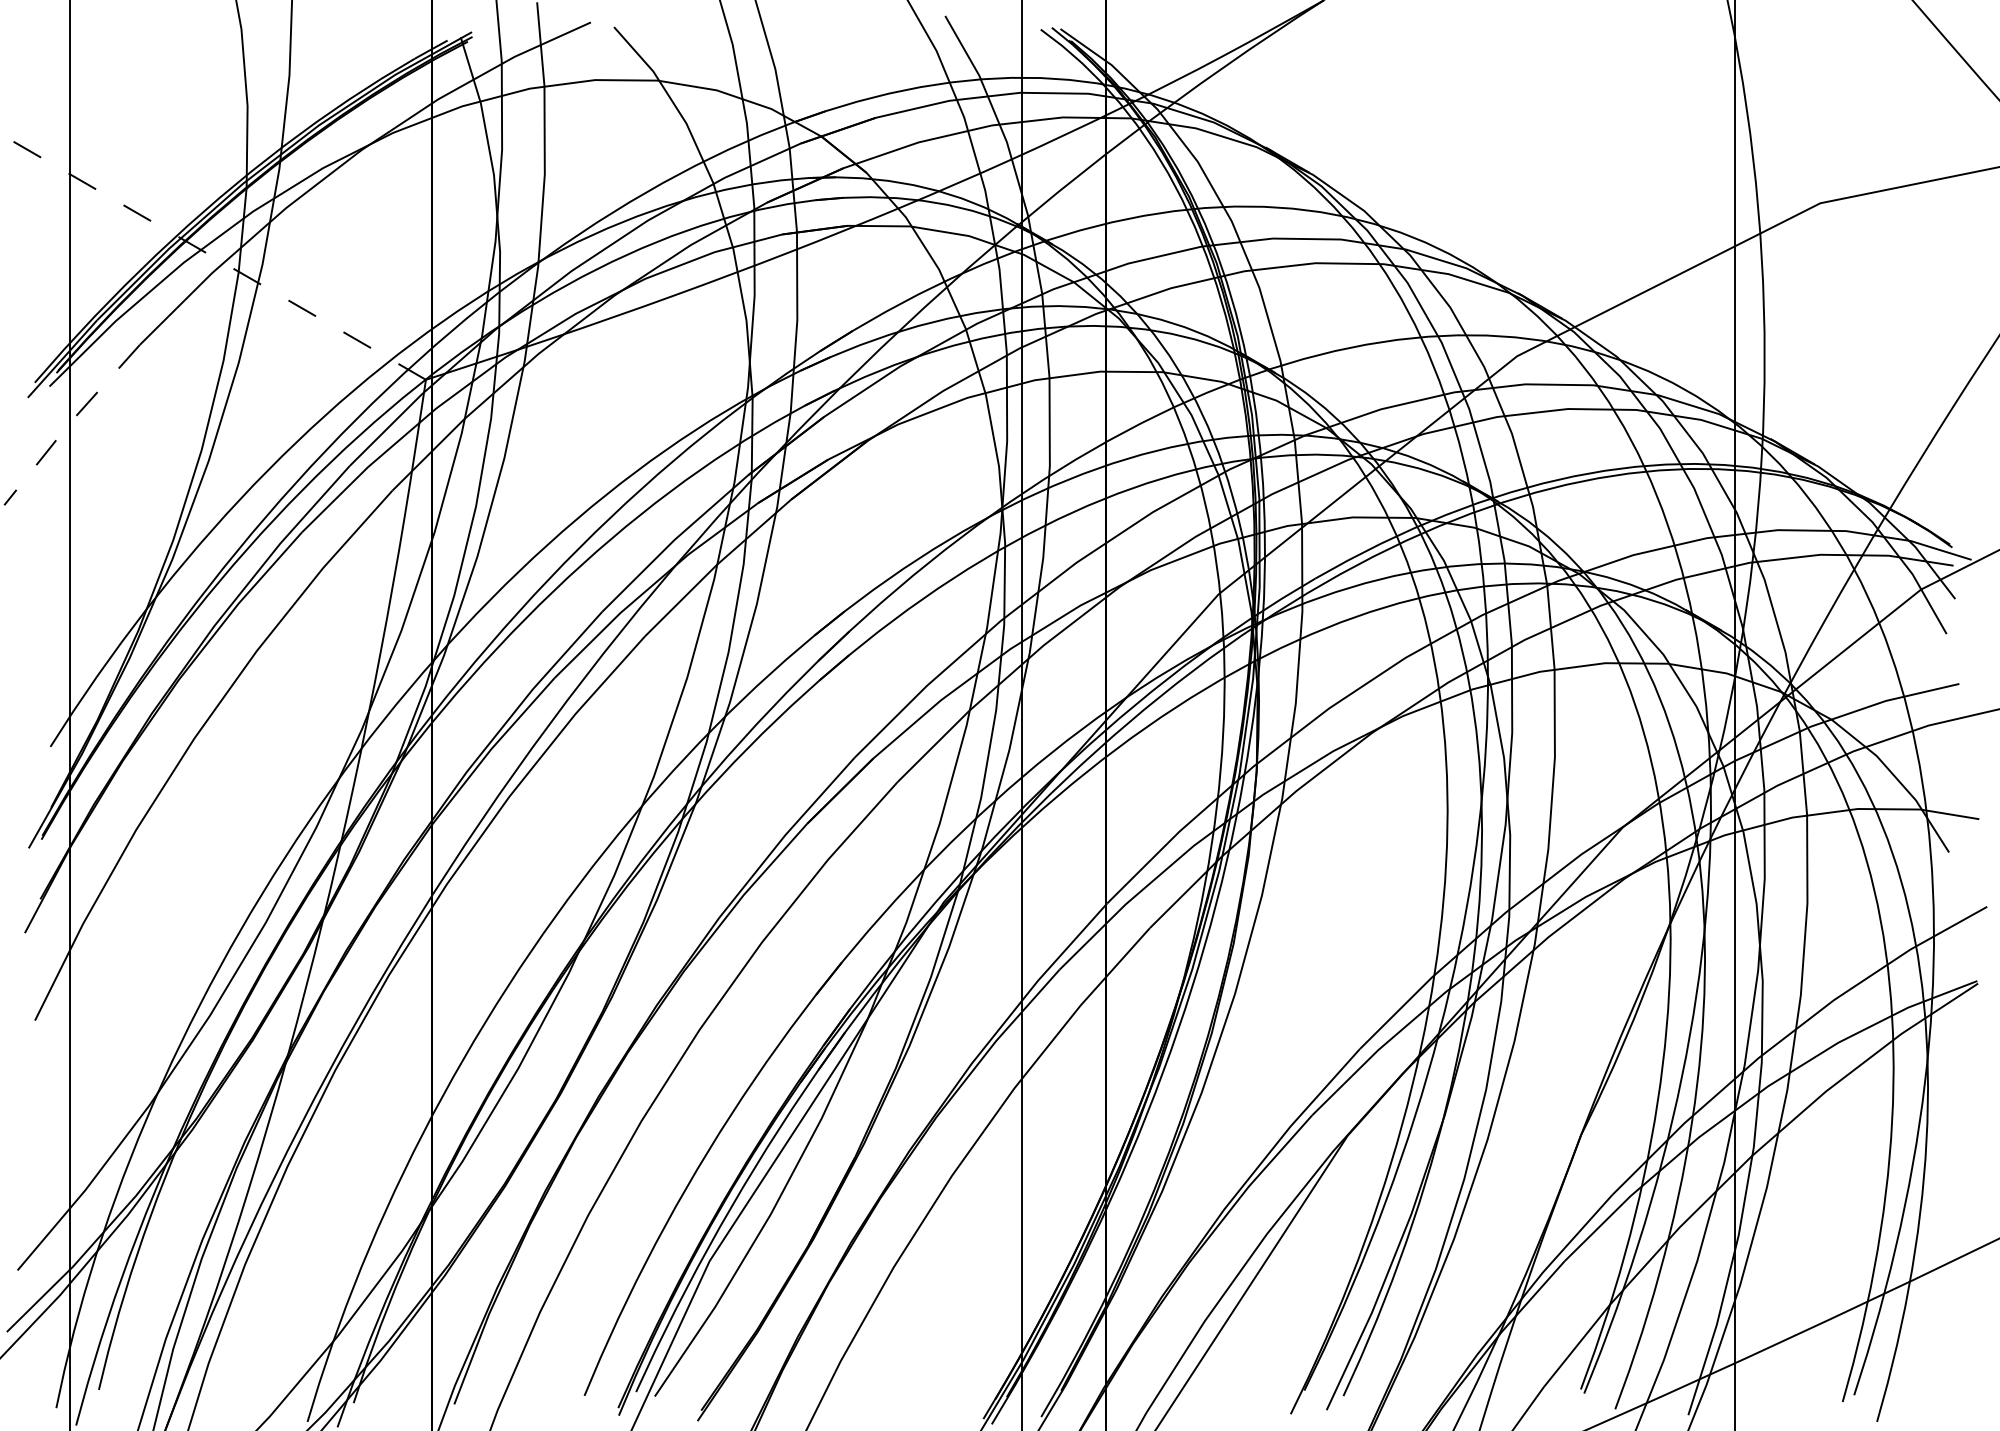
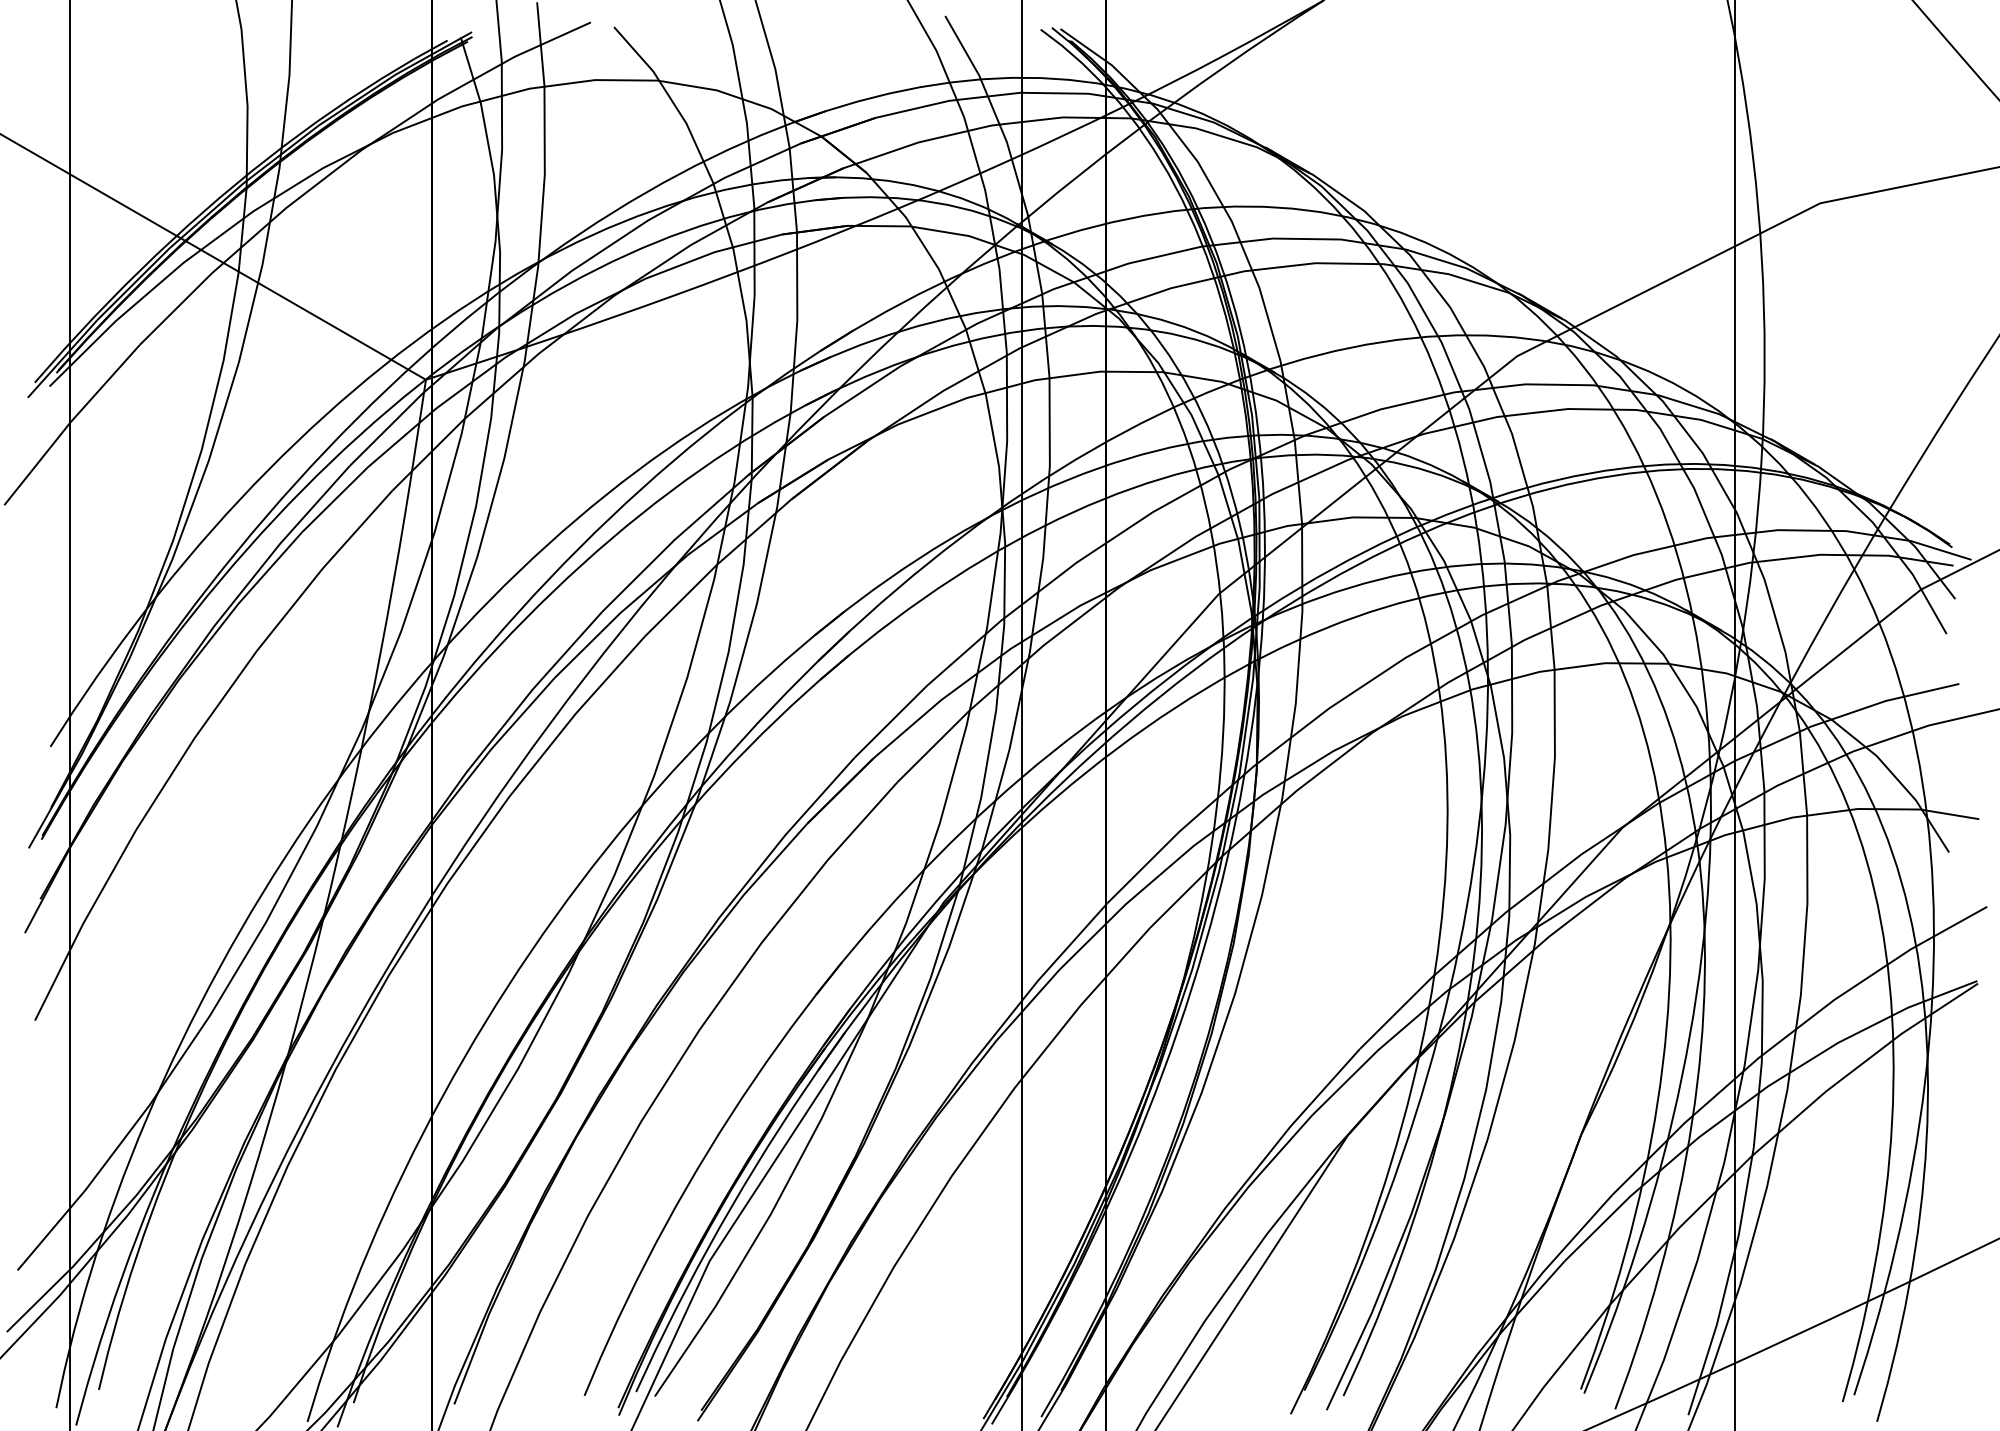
line: dashed -> solid (212, 256)
line: dashed -> solid (69, 423)
